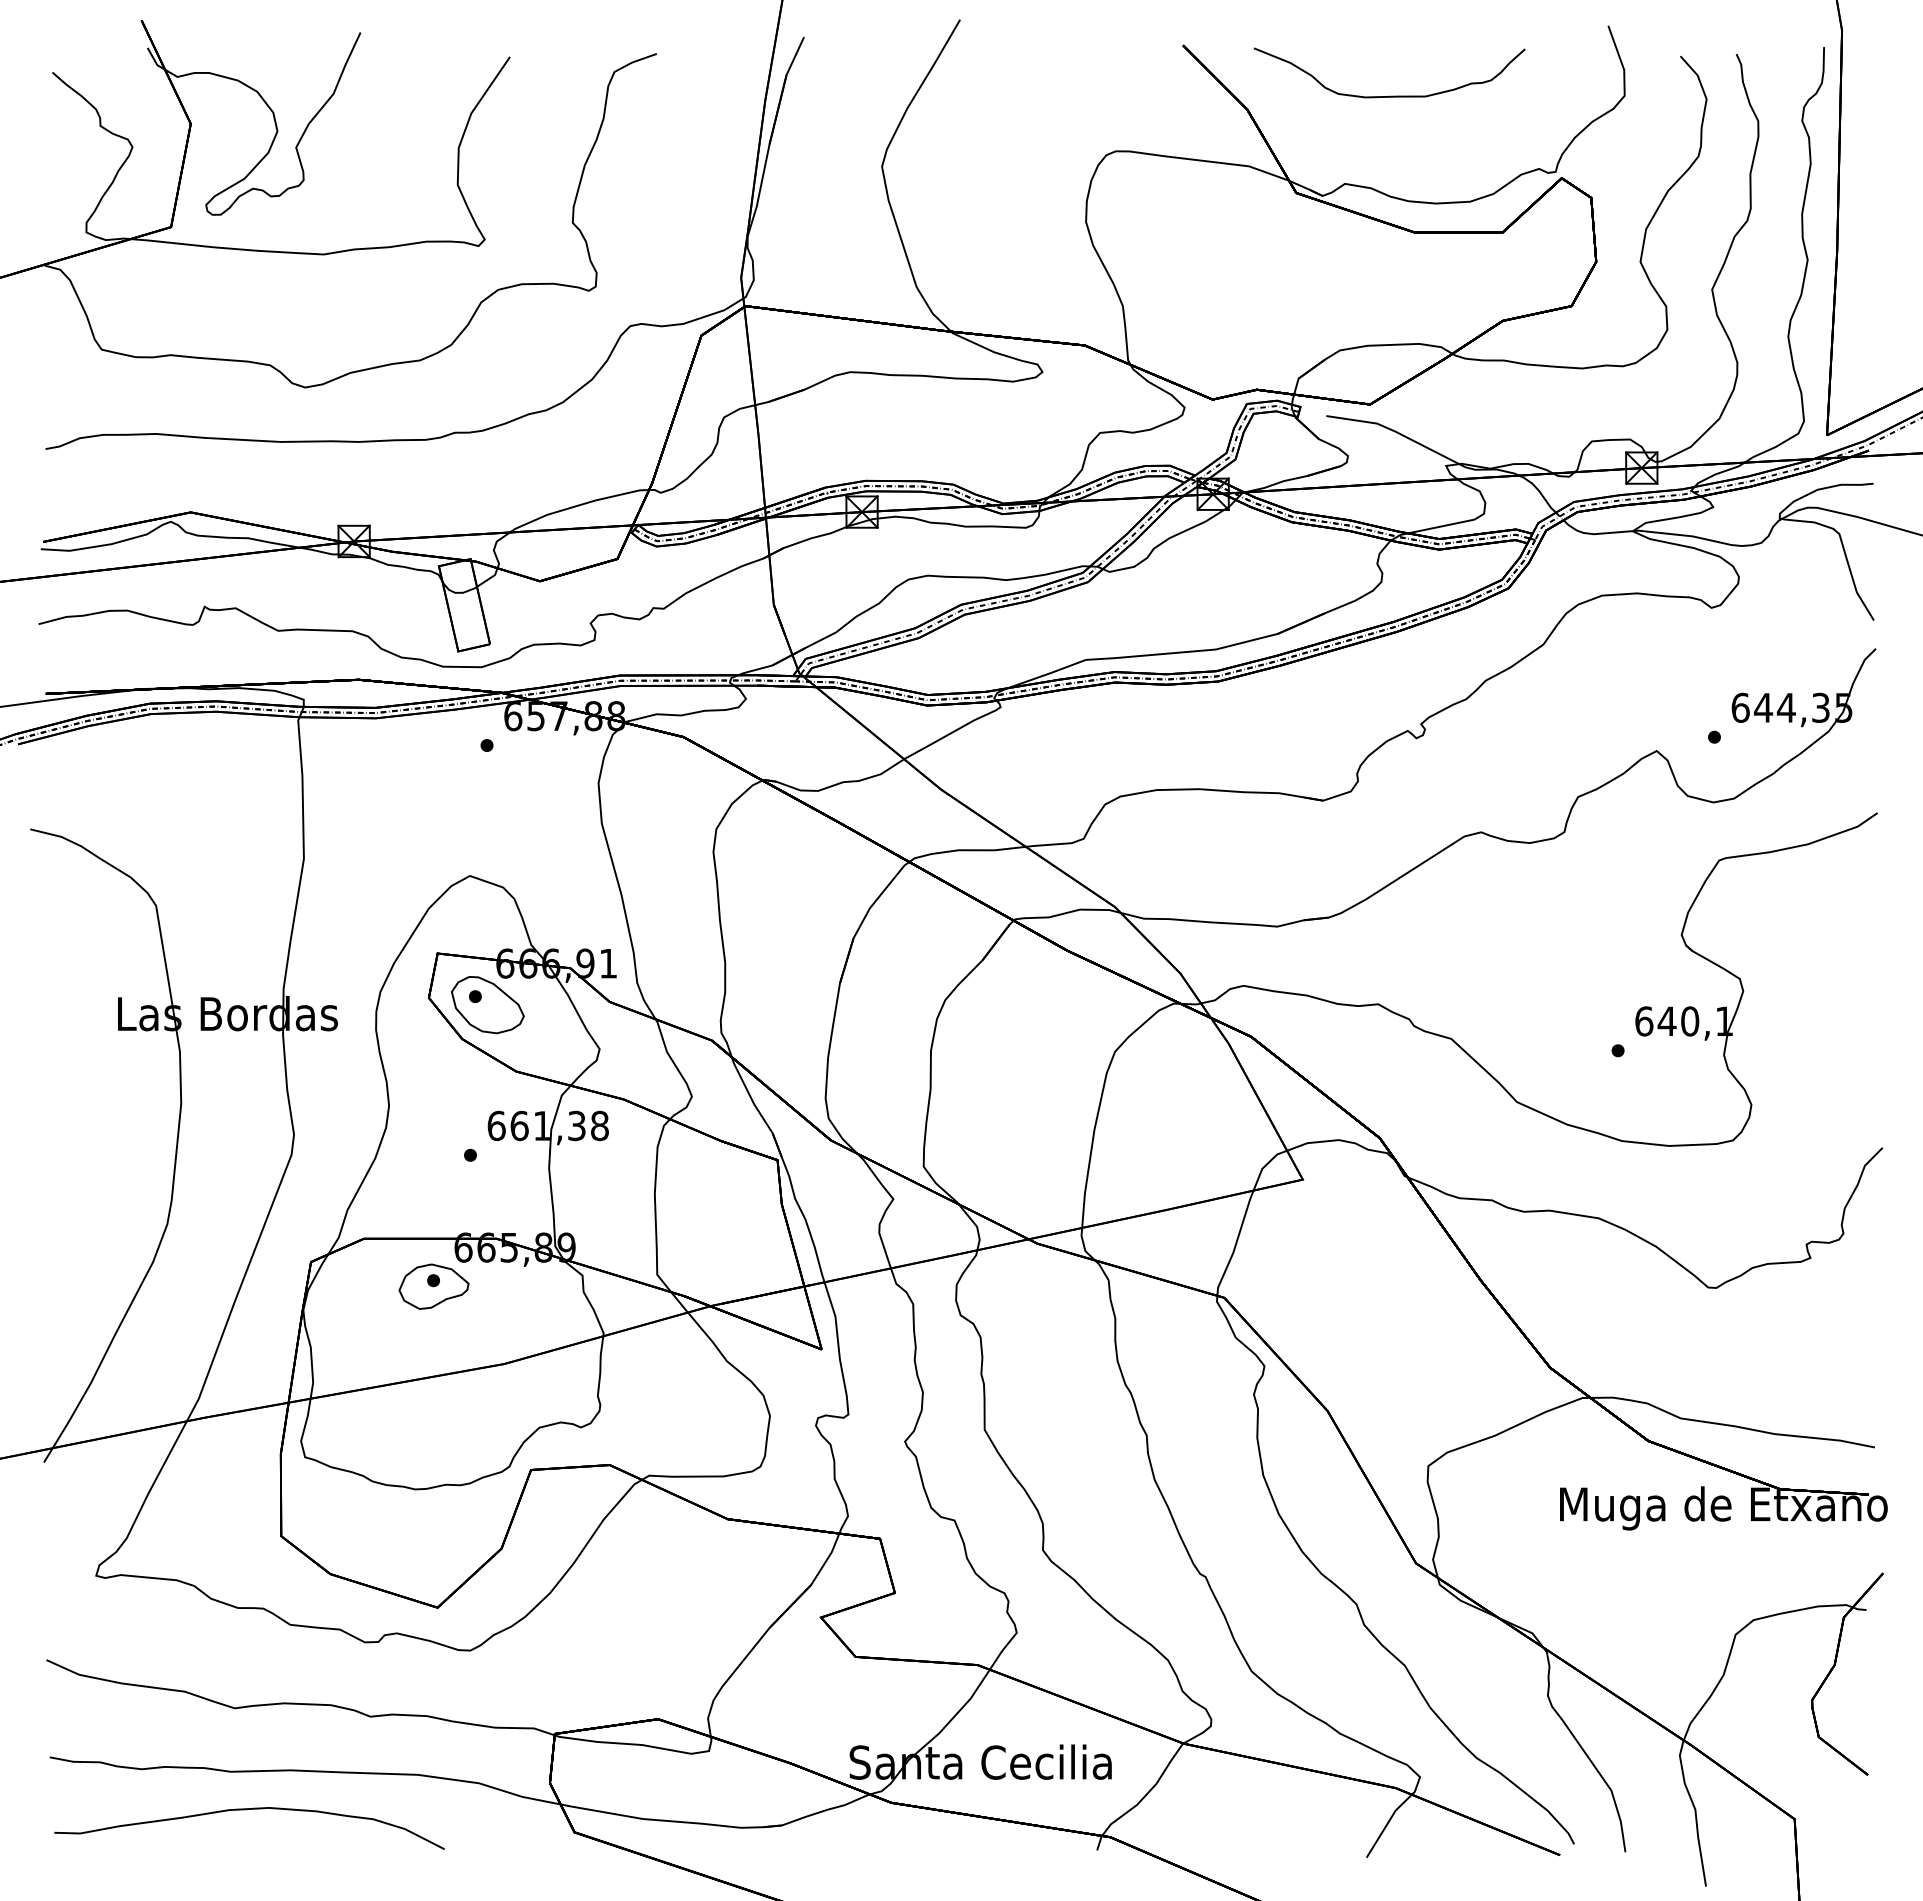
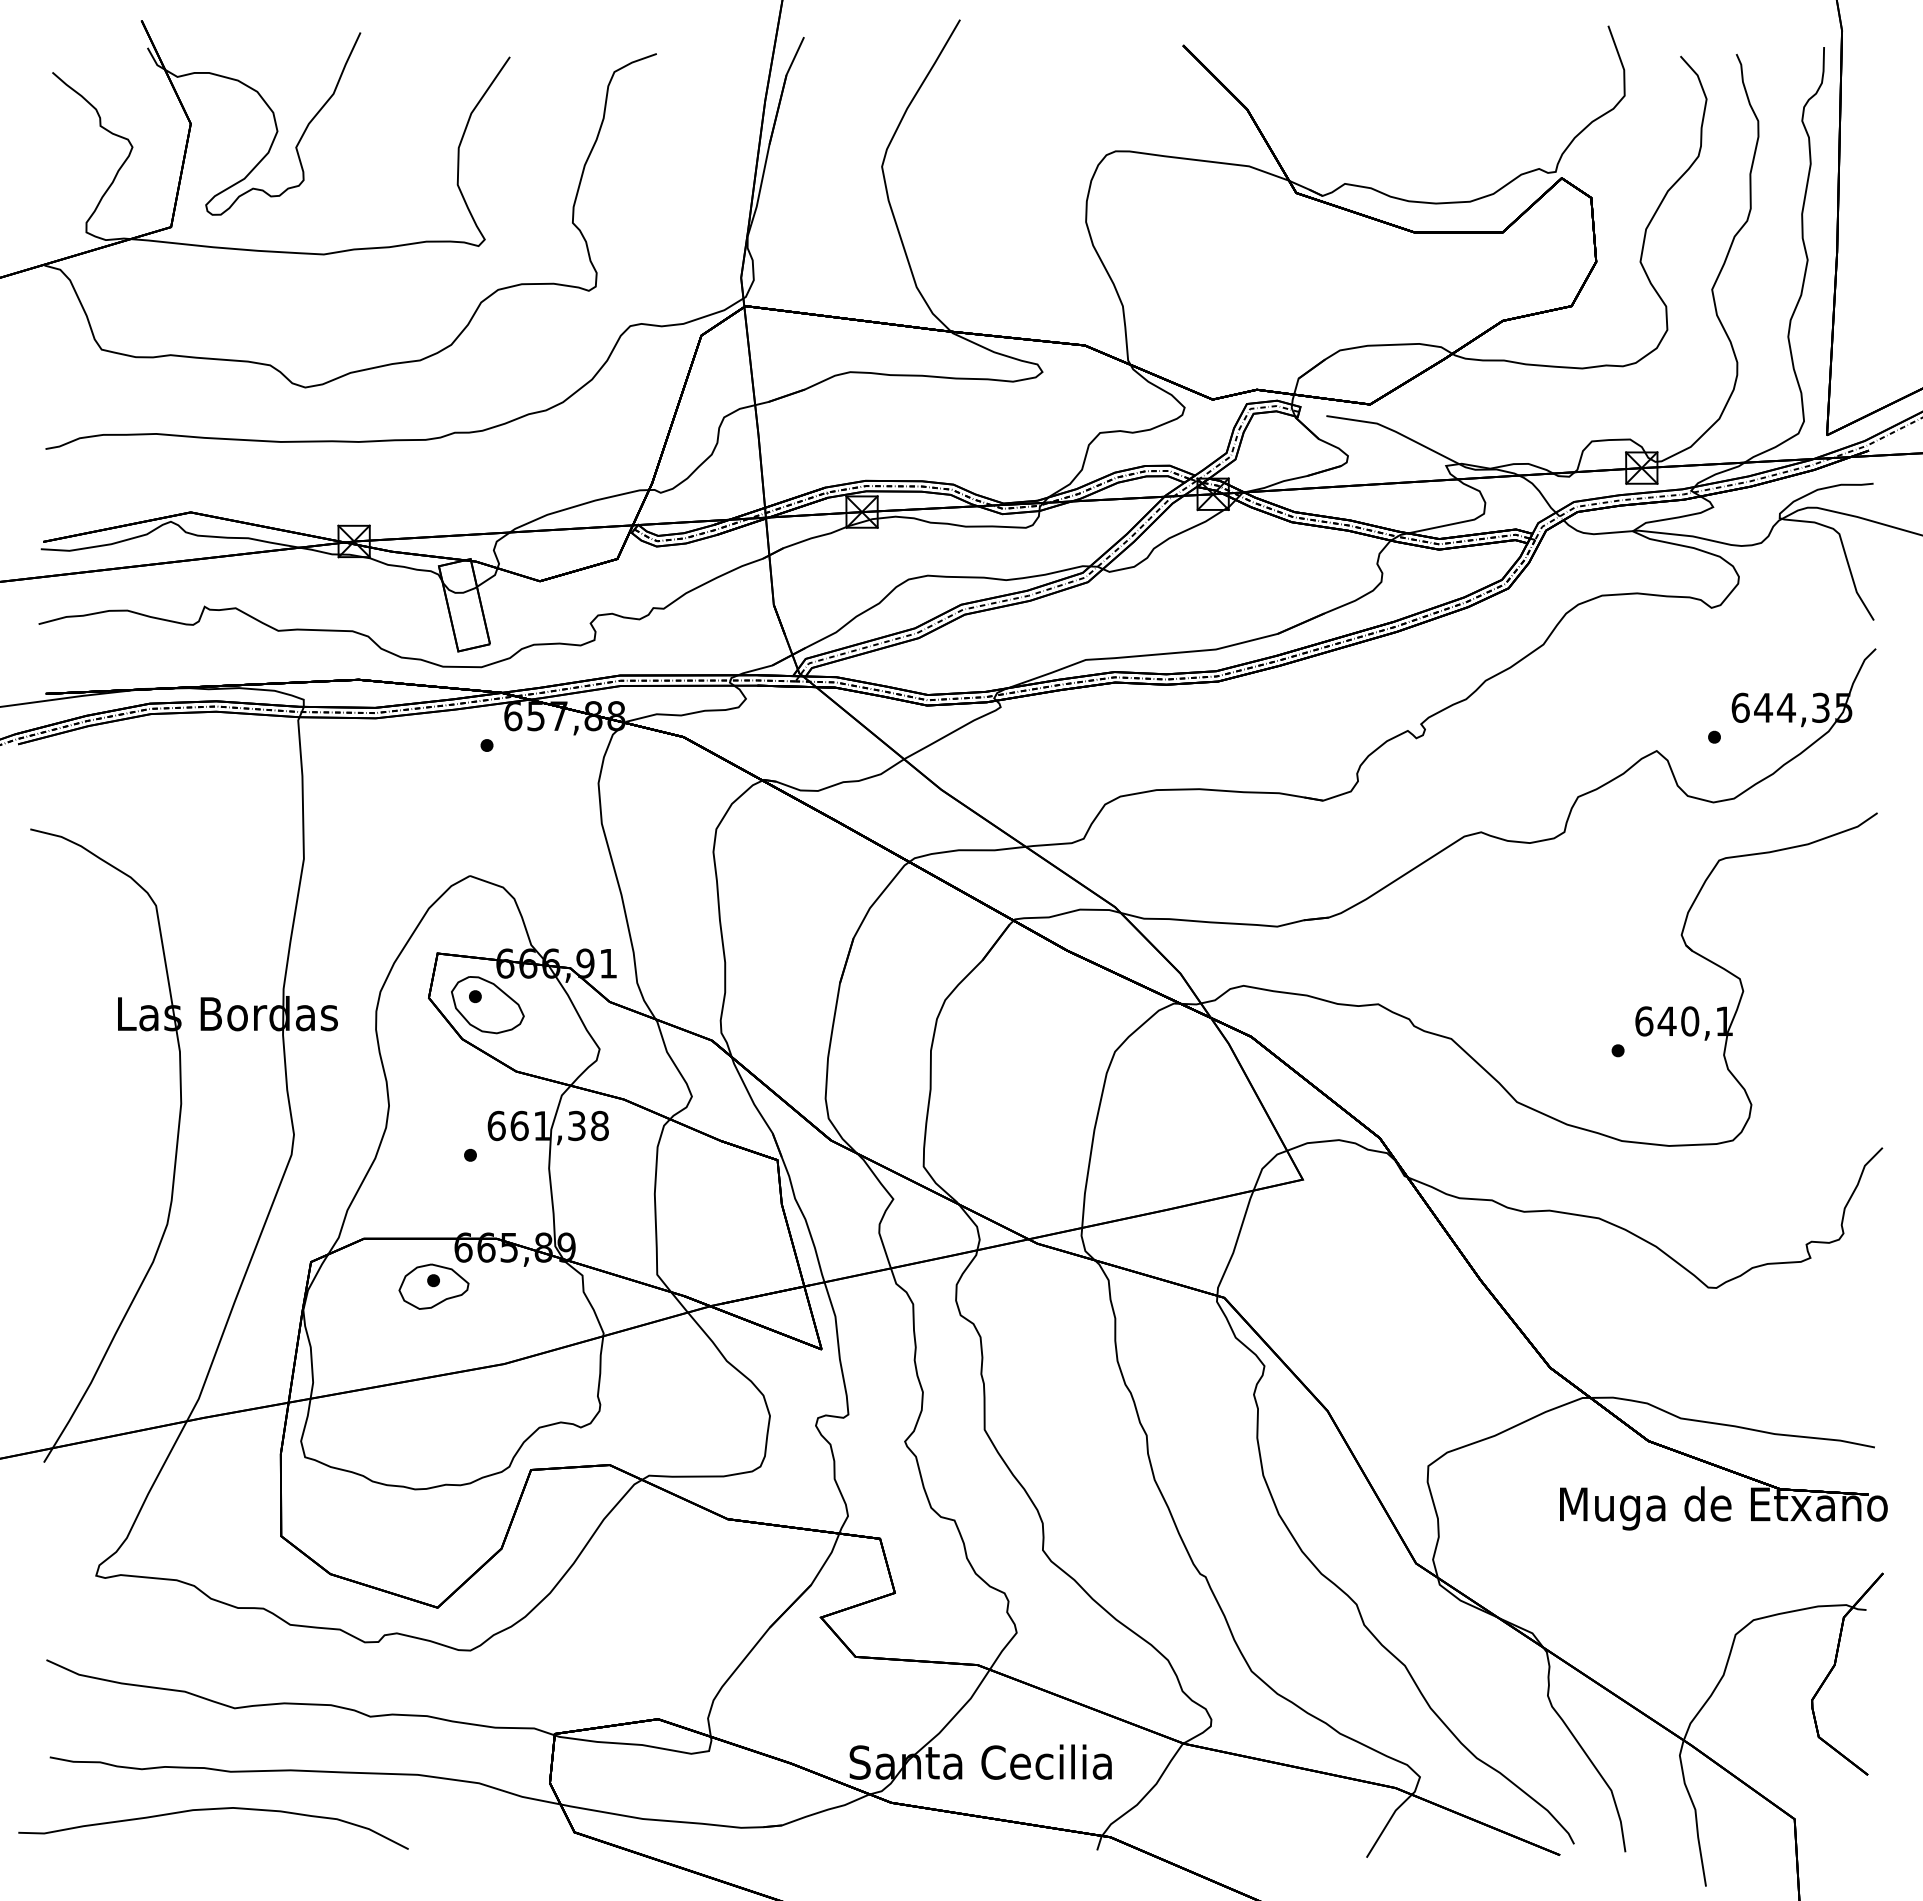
curve: present -> none (1389, 95)
curve position: (246, 1810) -> (210, 1810) (210, 1810)
